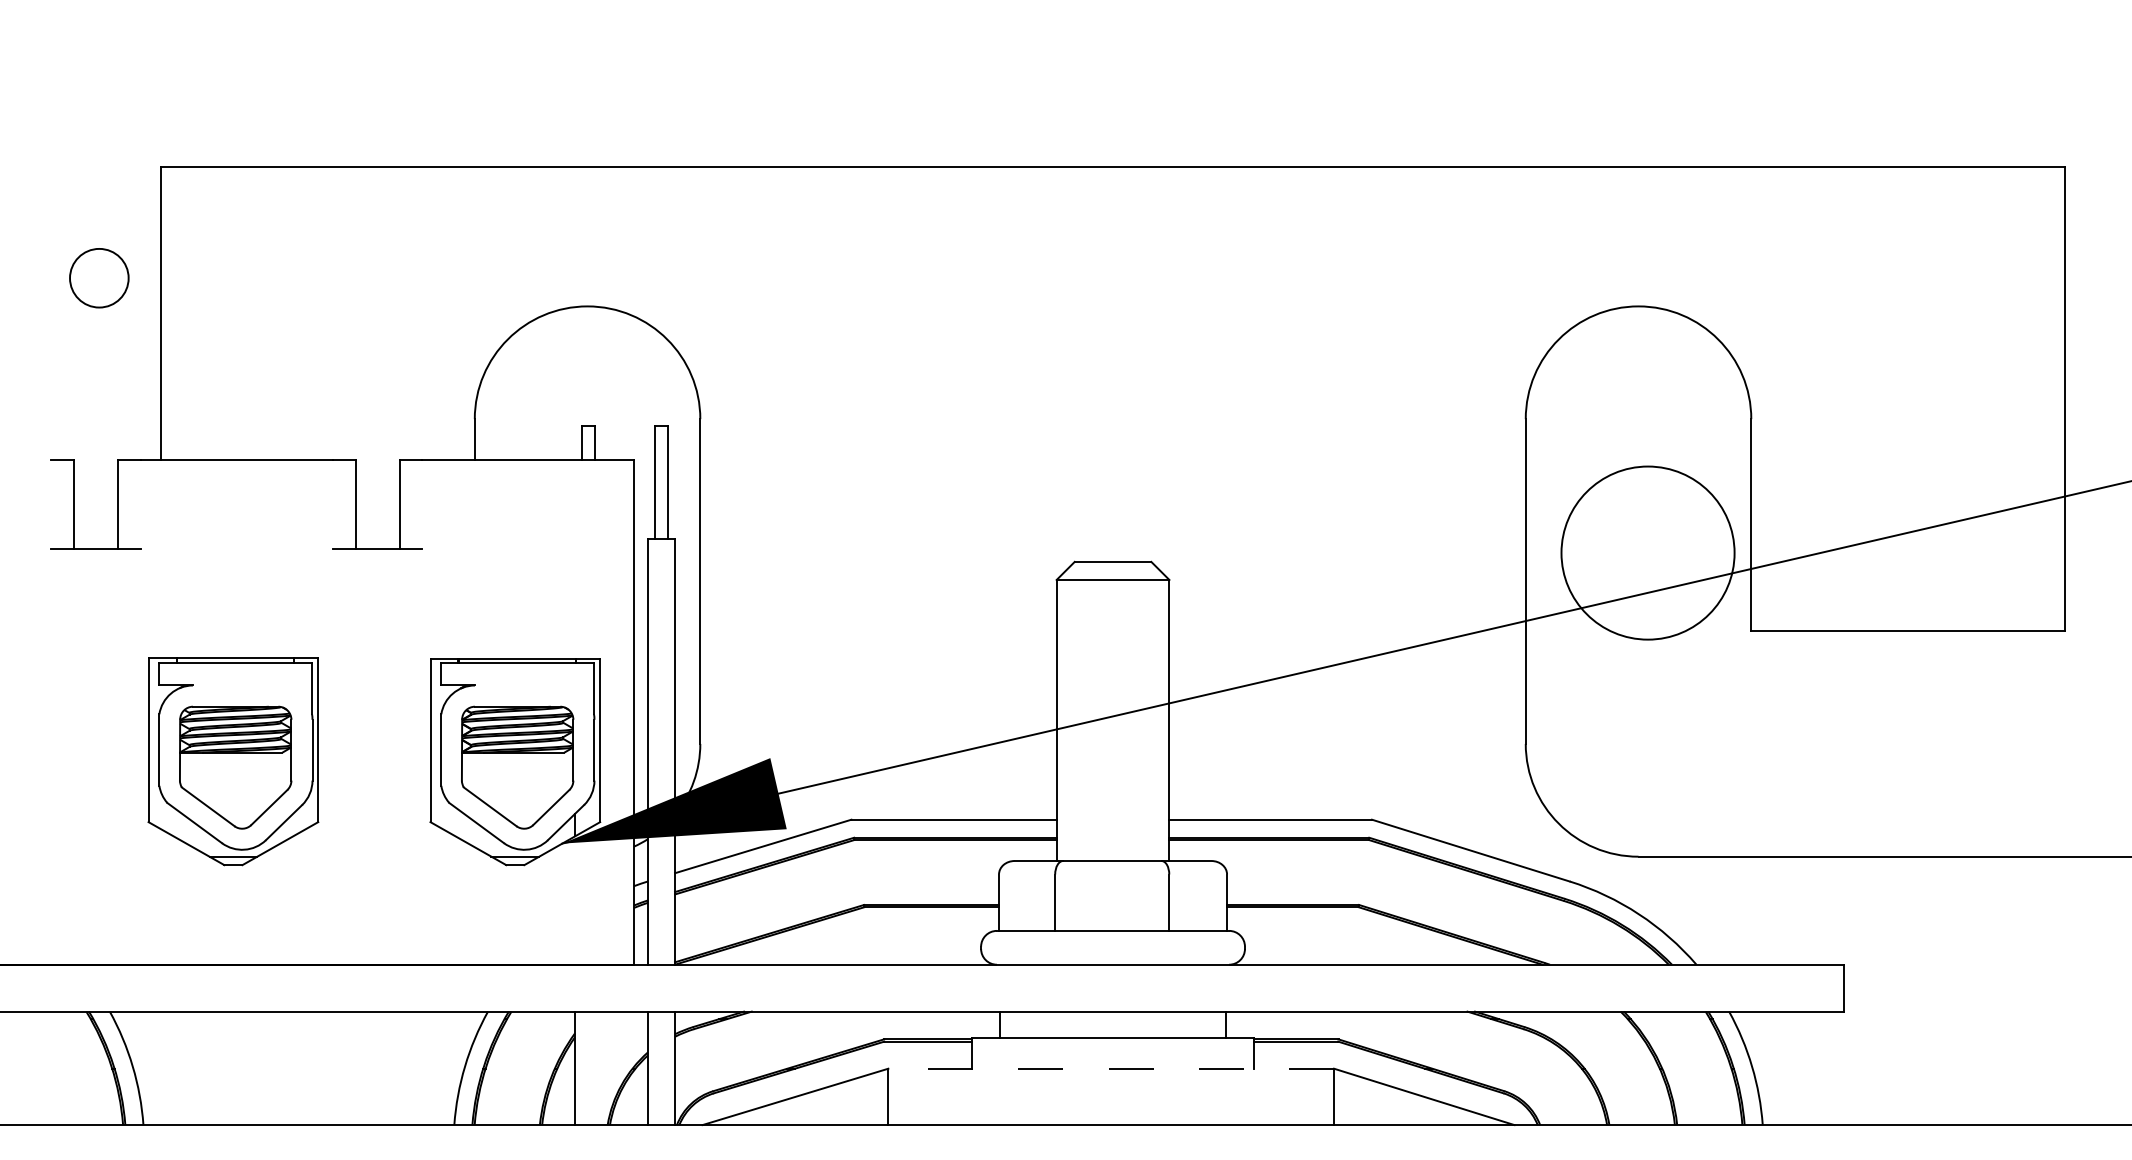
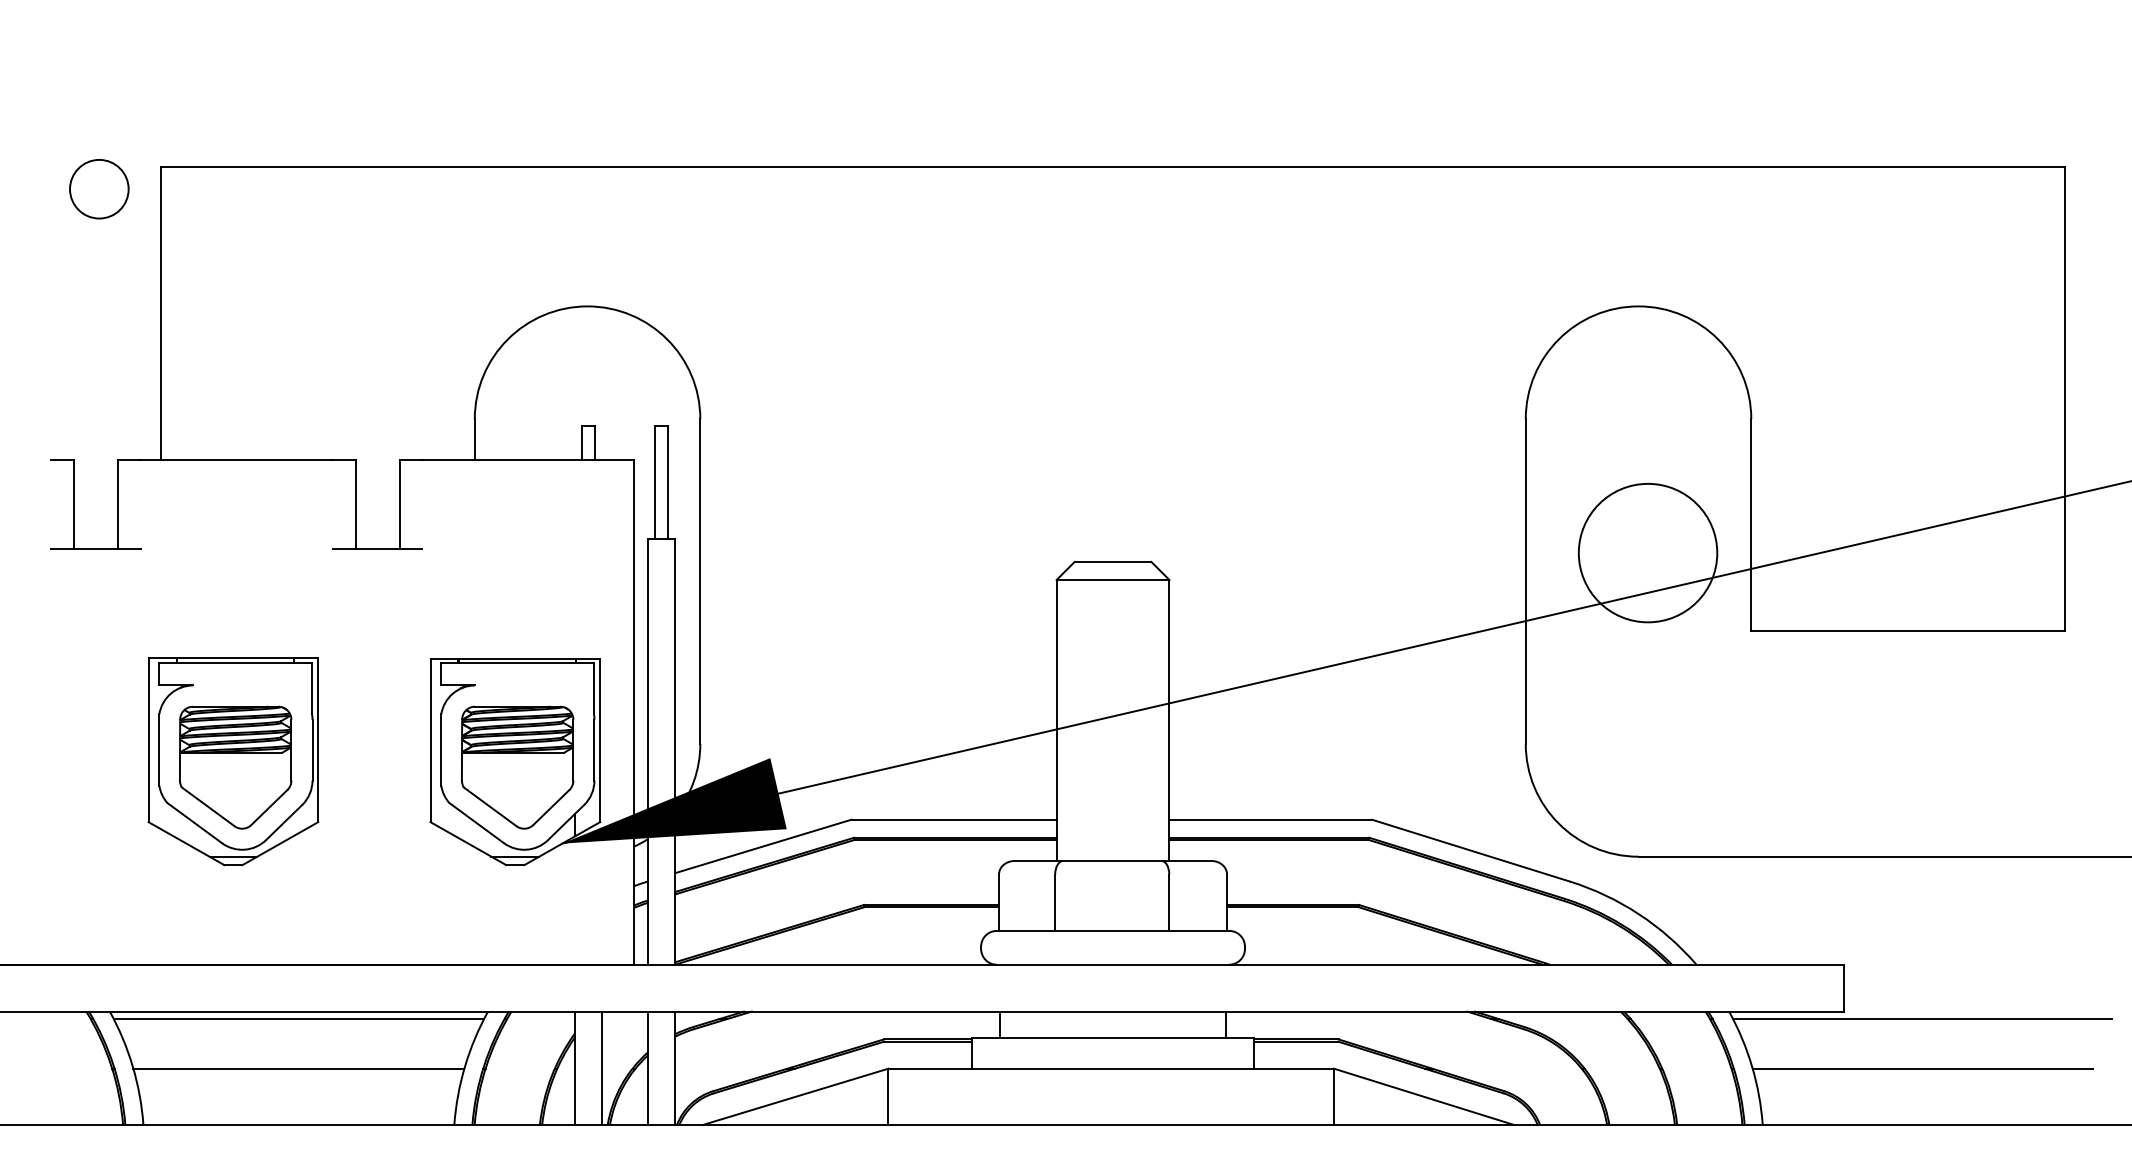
circle position: (99, 278) -> (99, 189) (99, 189)
circle diameter: 173 px -> 138 px (1647, 552)
line: none -> present (298, 1019)
line: none -> present (1922, 1019)
line: none -> present (298, 1068)
line: none -> present (602, 1068)
line: dashed -> solid (1111, 1068)
line: none -> present (1922, 1068)
